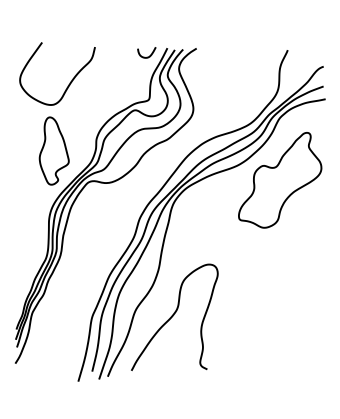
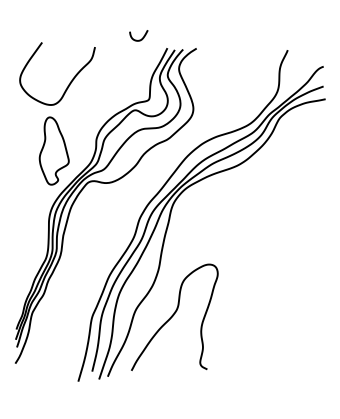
curve position: (146, 56) -> (138, 39) (138, 39)
part: present -> none (280, 180)
